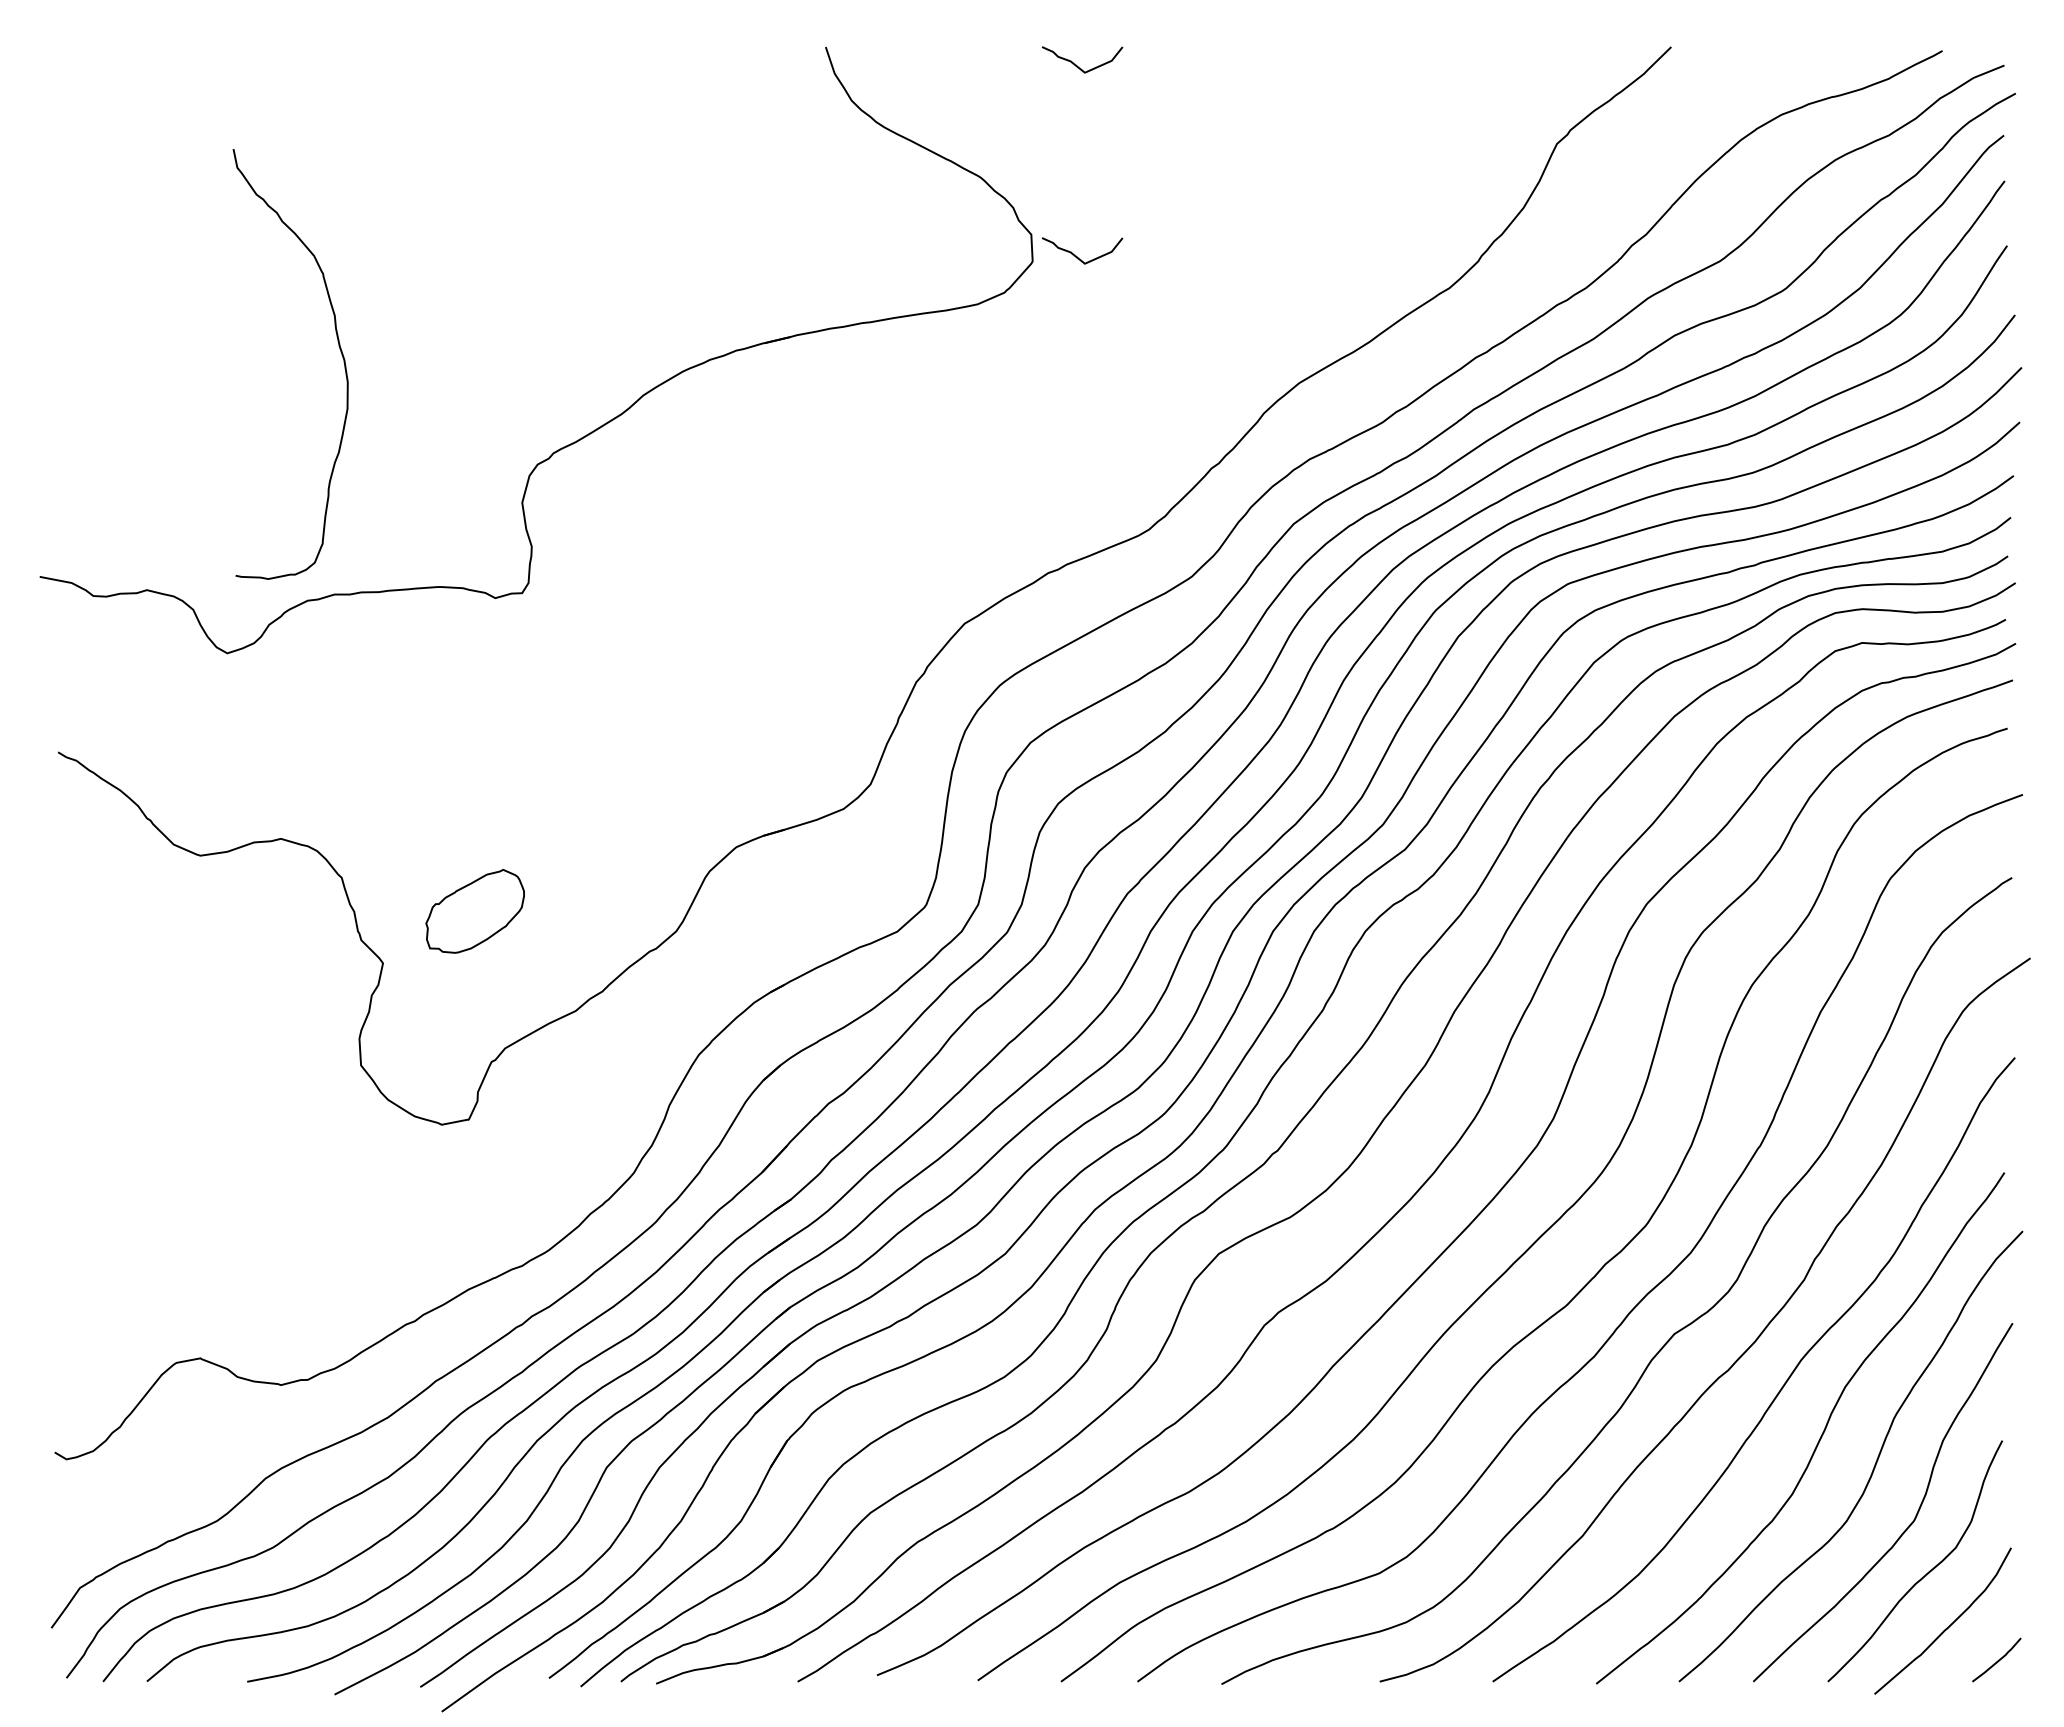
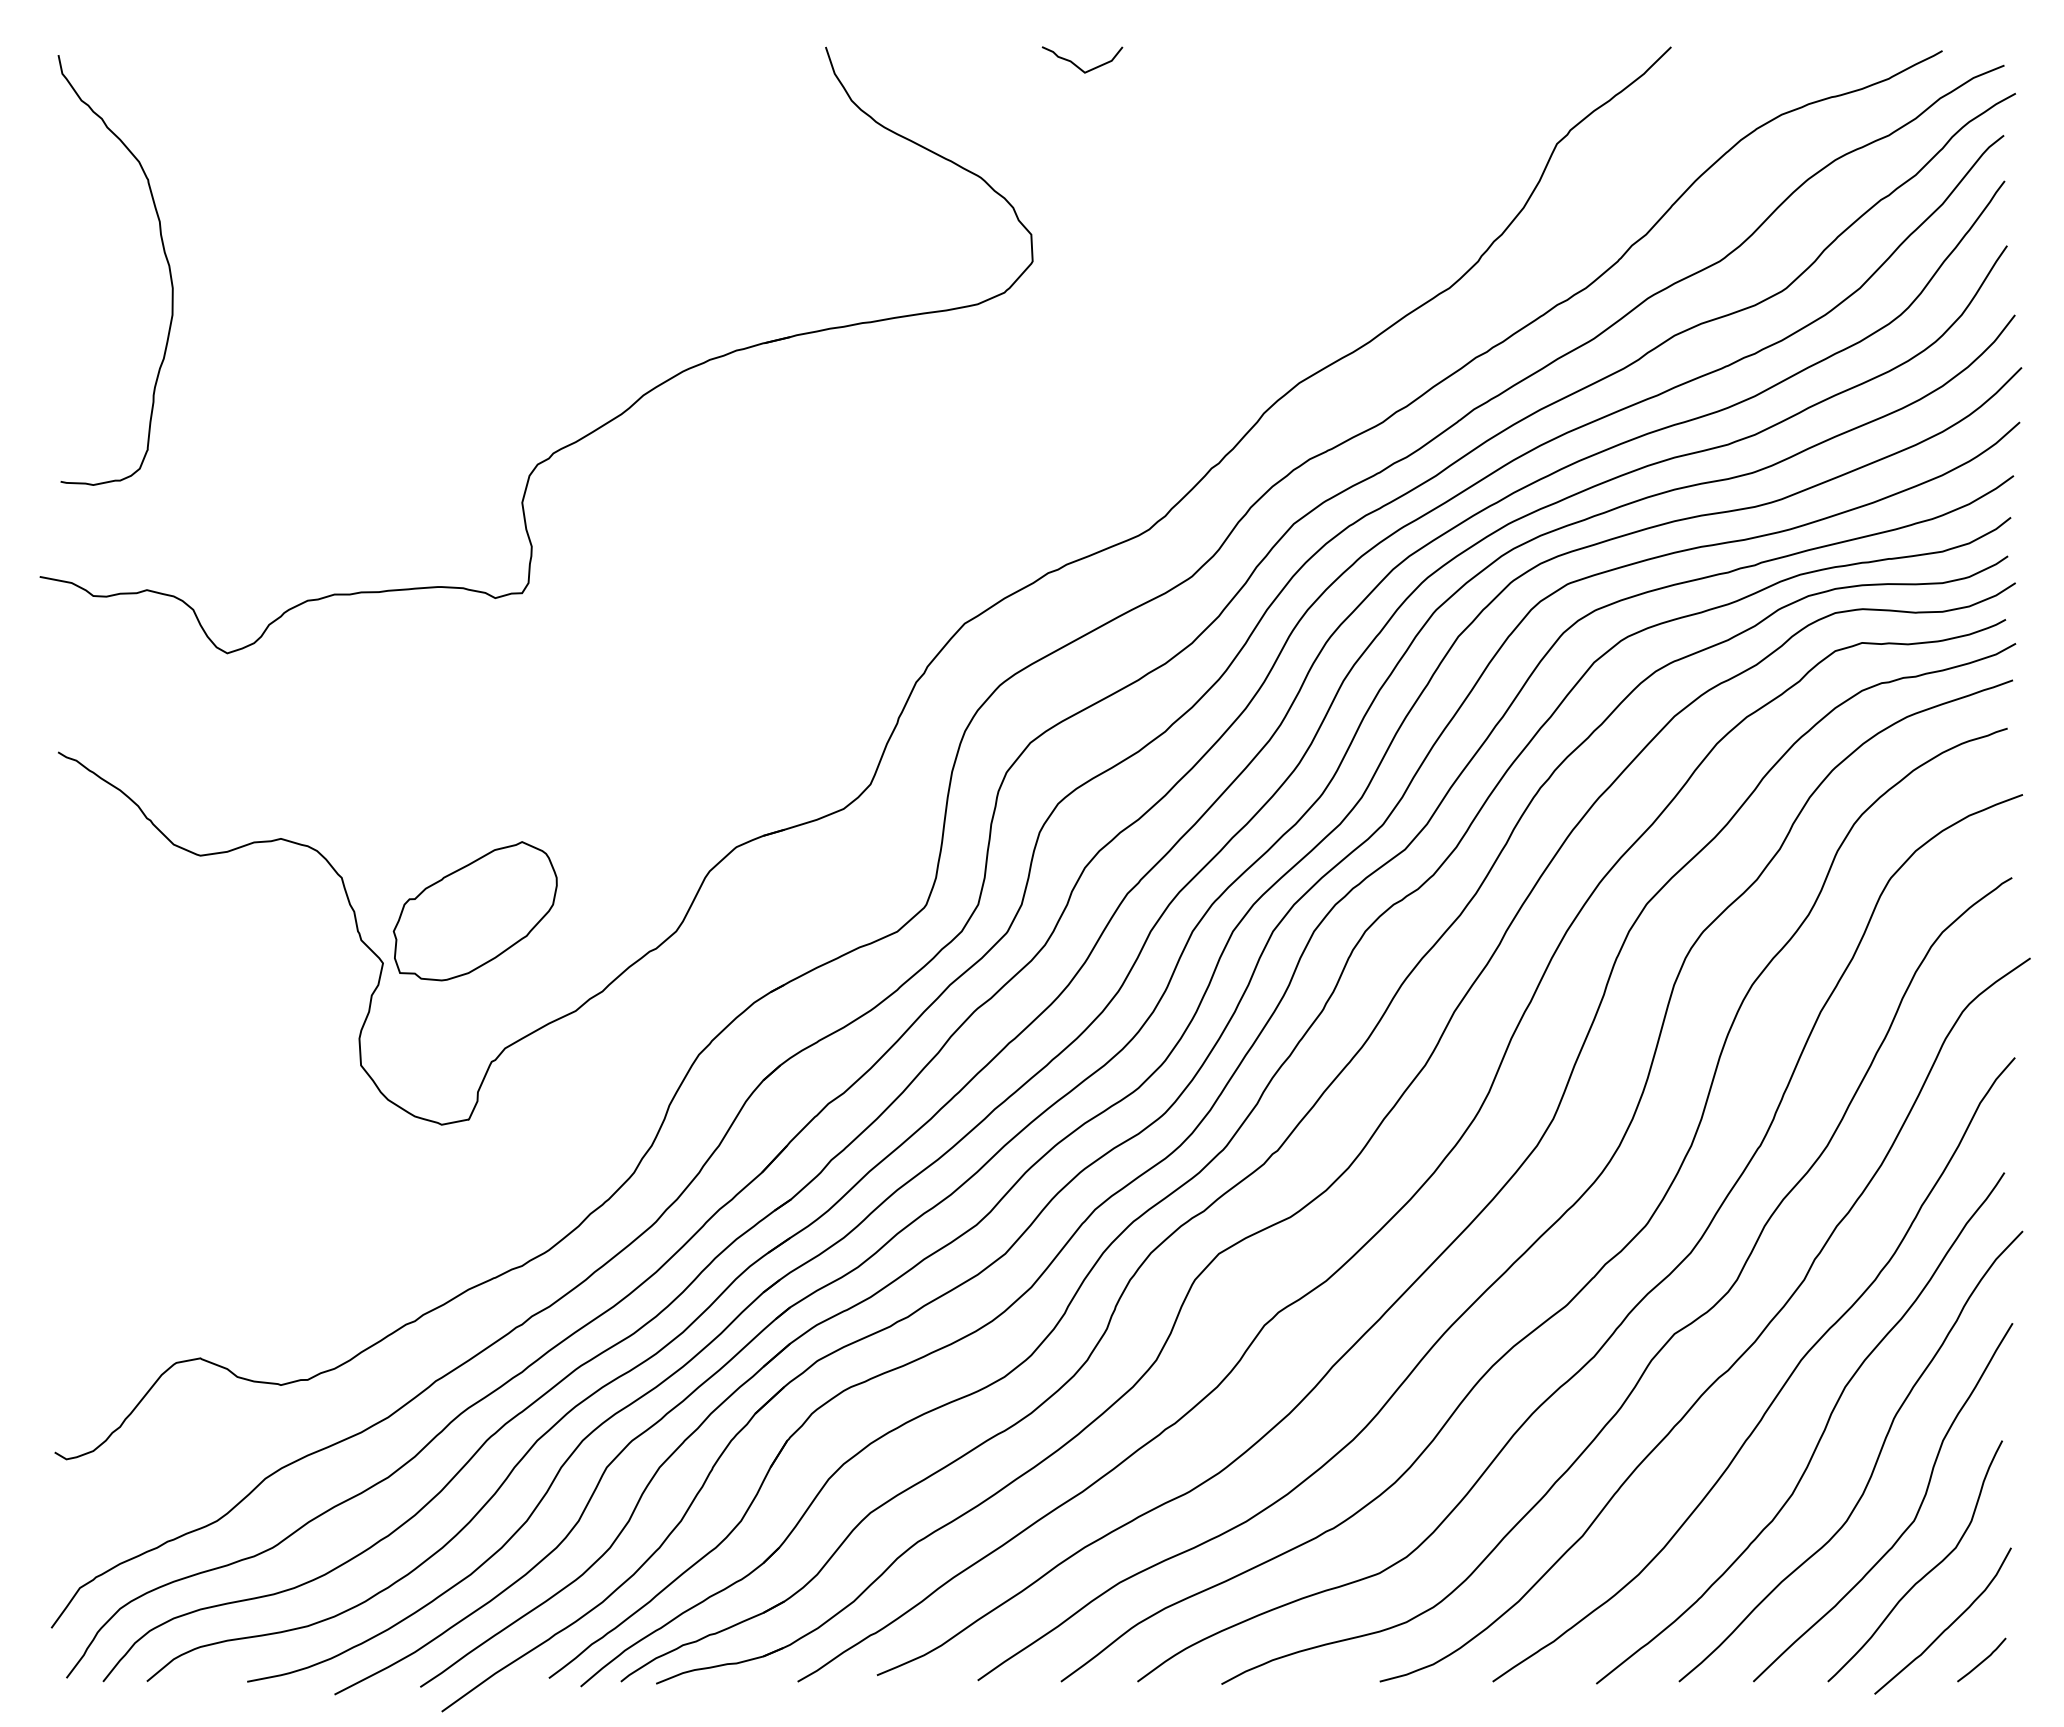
curve: present -> none (1076, 255)
curve position: (339, 349) -> (164, 255) (164, 255)
part size: 100x85 px -> 166x141 px (474, 911)
curve position: (1997, 1660) -> (1982, 1660) (1982, 1660)
